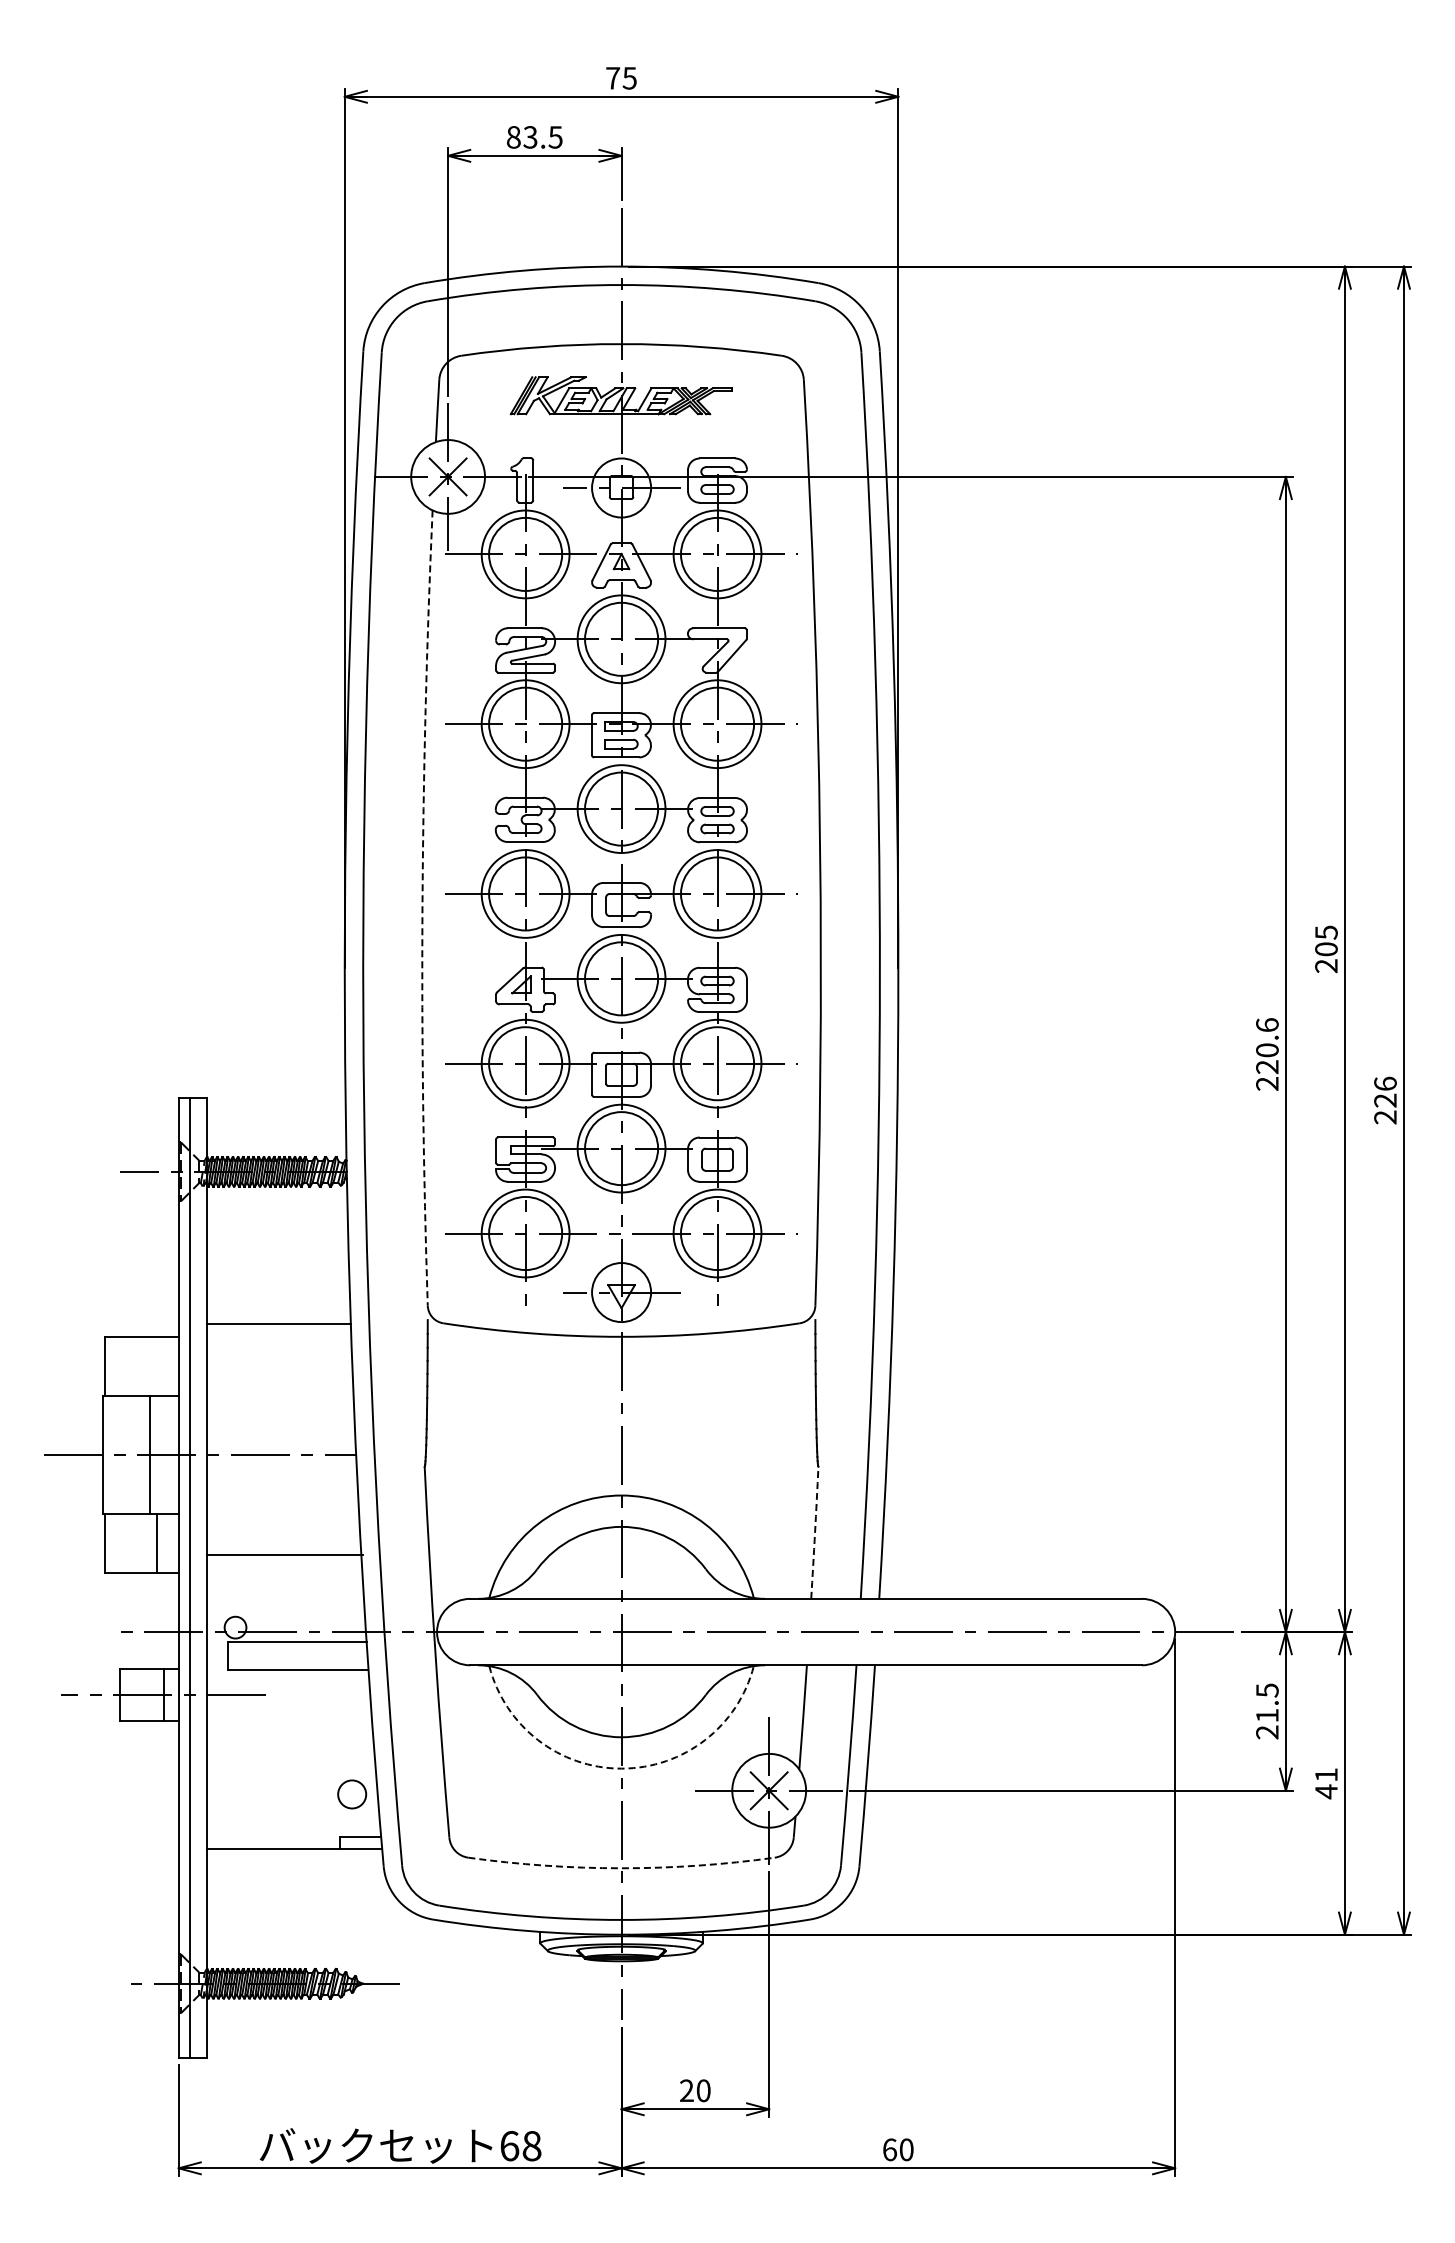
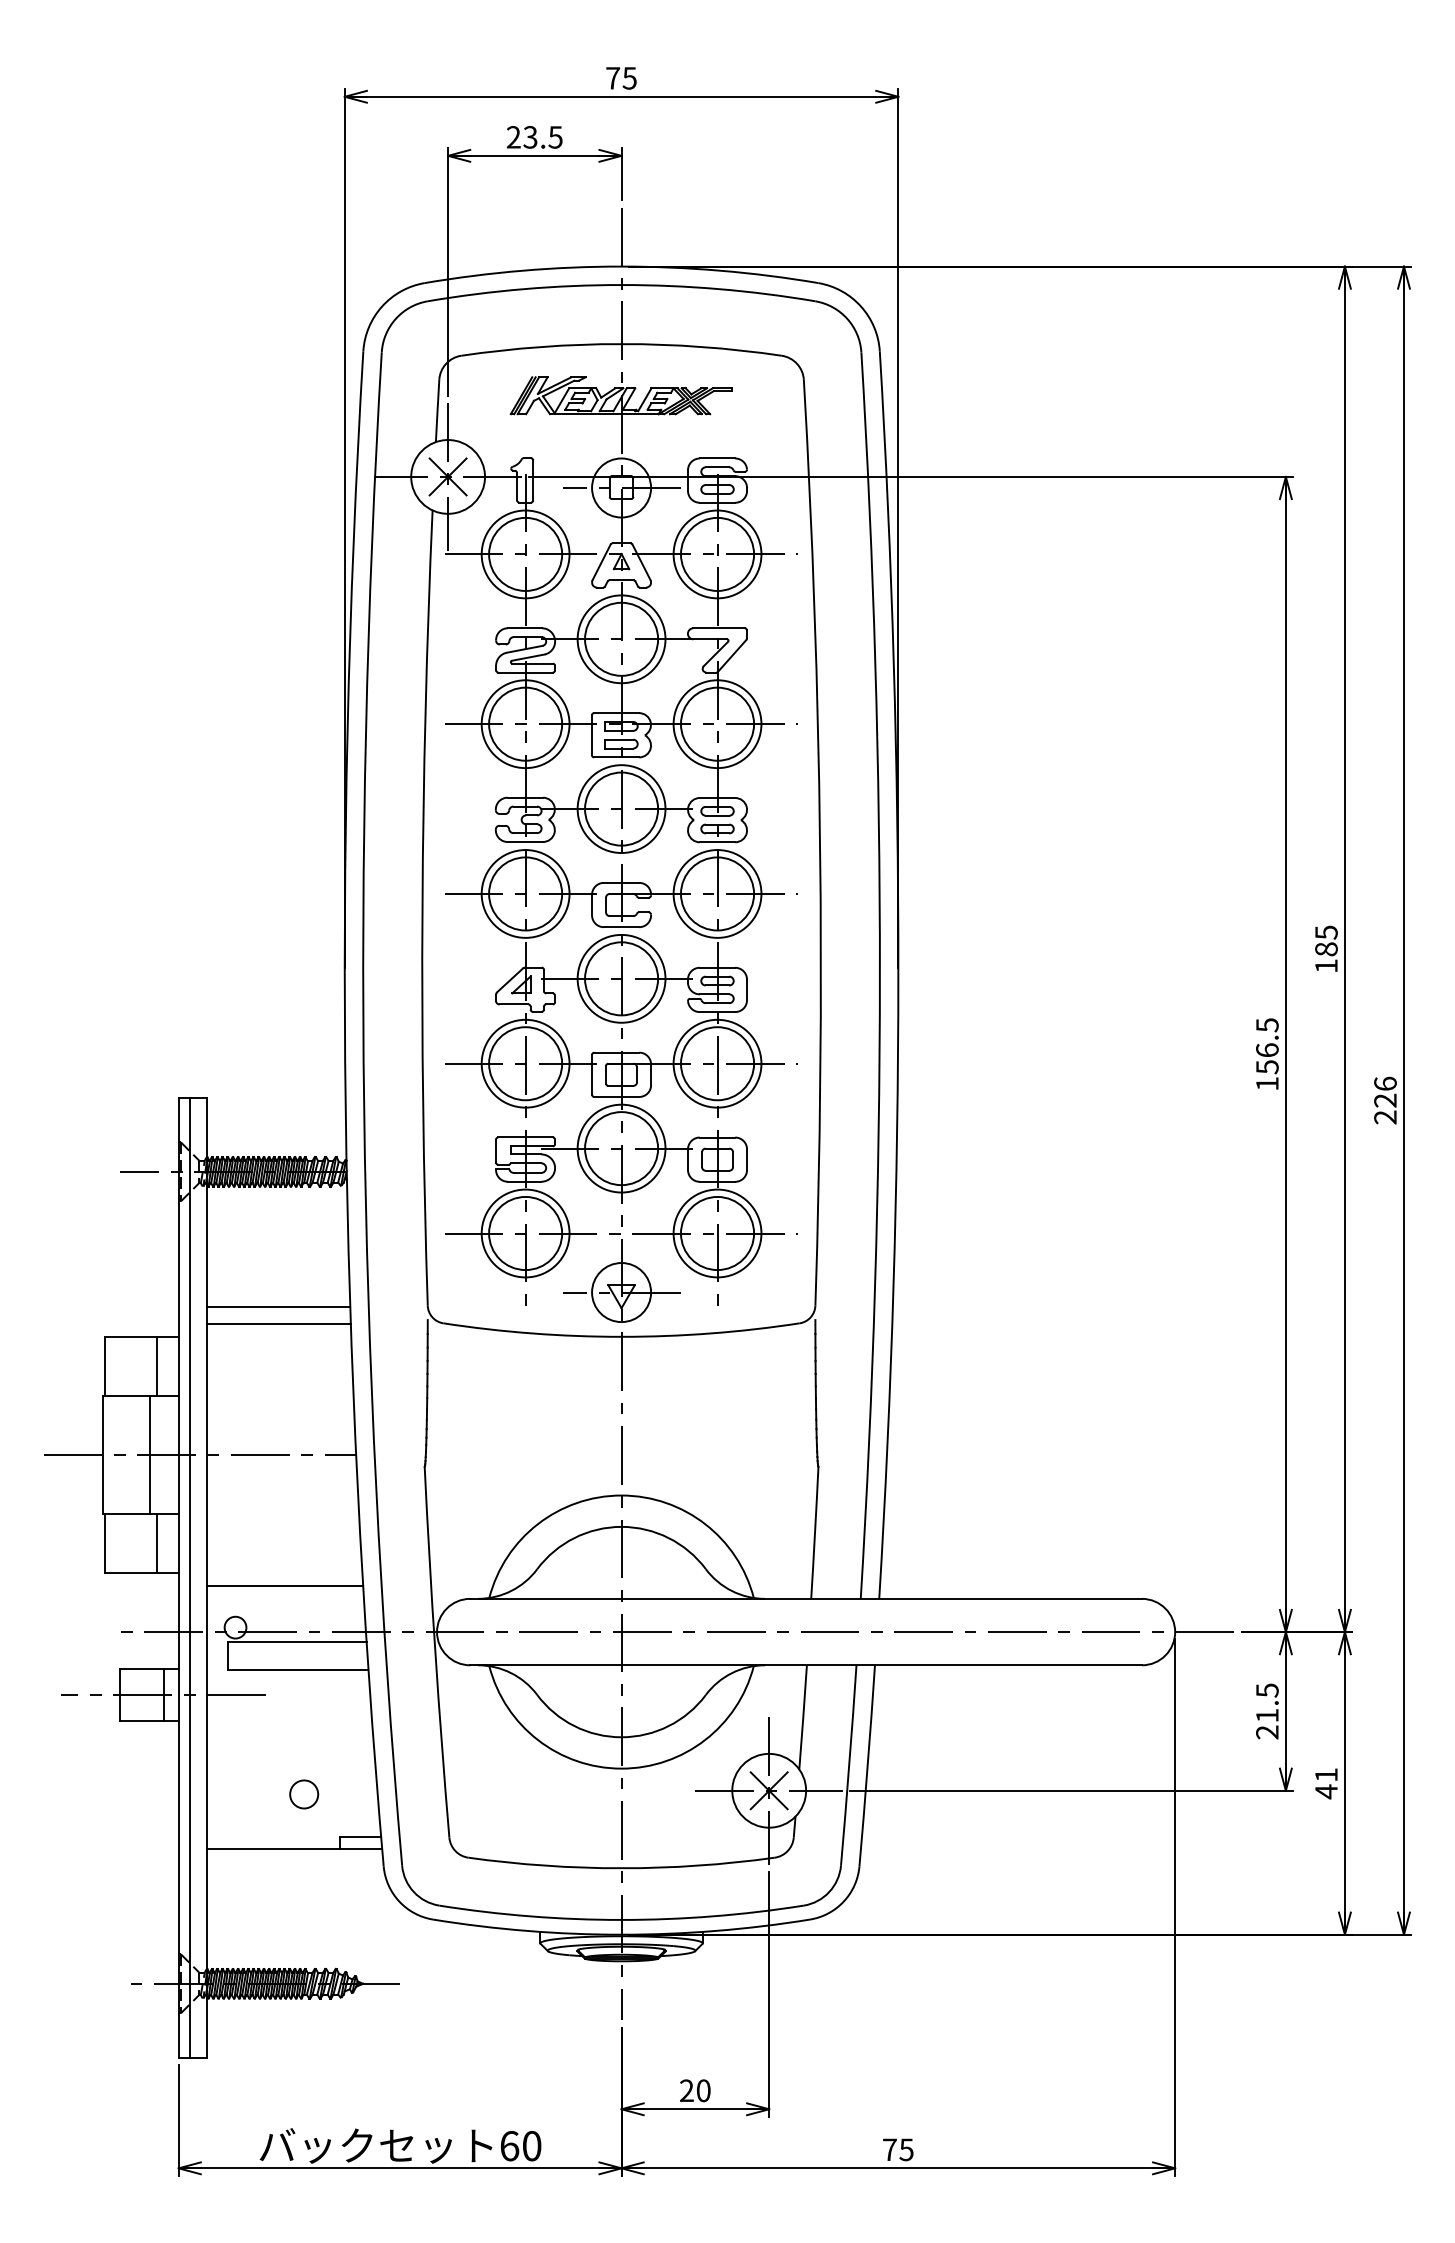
text: 83.5 -> 23.5 (513, 137)
arc: dashed -> solid (422, 908)
text: 205 -> 185 (1326, 957)
text: 220.6 -> 156.5 (1267, 1054)
line: none -> present (278, 1306)
line: none -> present (156, 1365)
arc: dashed -> solid (815, 1532)
line position: (284, 1555) -> (284, 1586) (284, 1586)
arc: dashed -> solid (621, 1768)
circle position: (352, 1794) -> (304, 1794) (304, 1794)
arc: dashed -> solid (621, 1868)
text: 68 -> 60 (531, 2146)
text: 60 -> 75 (898, 2149)
